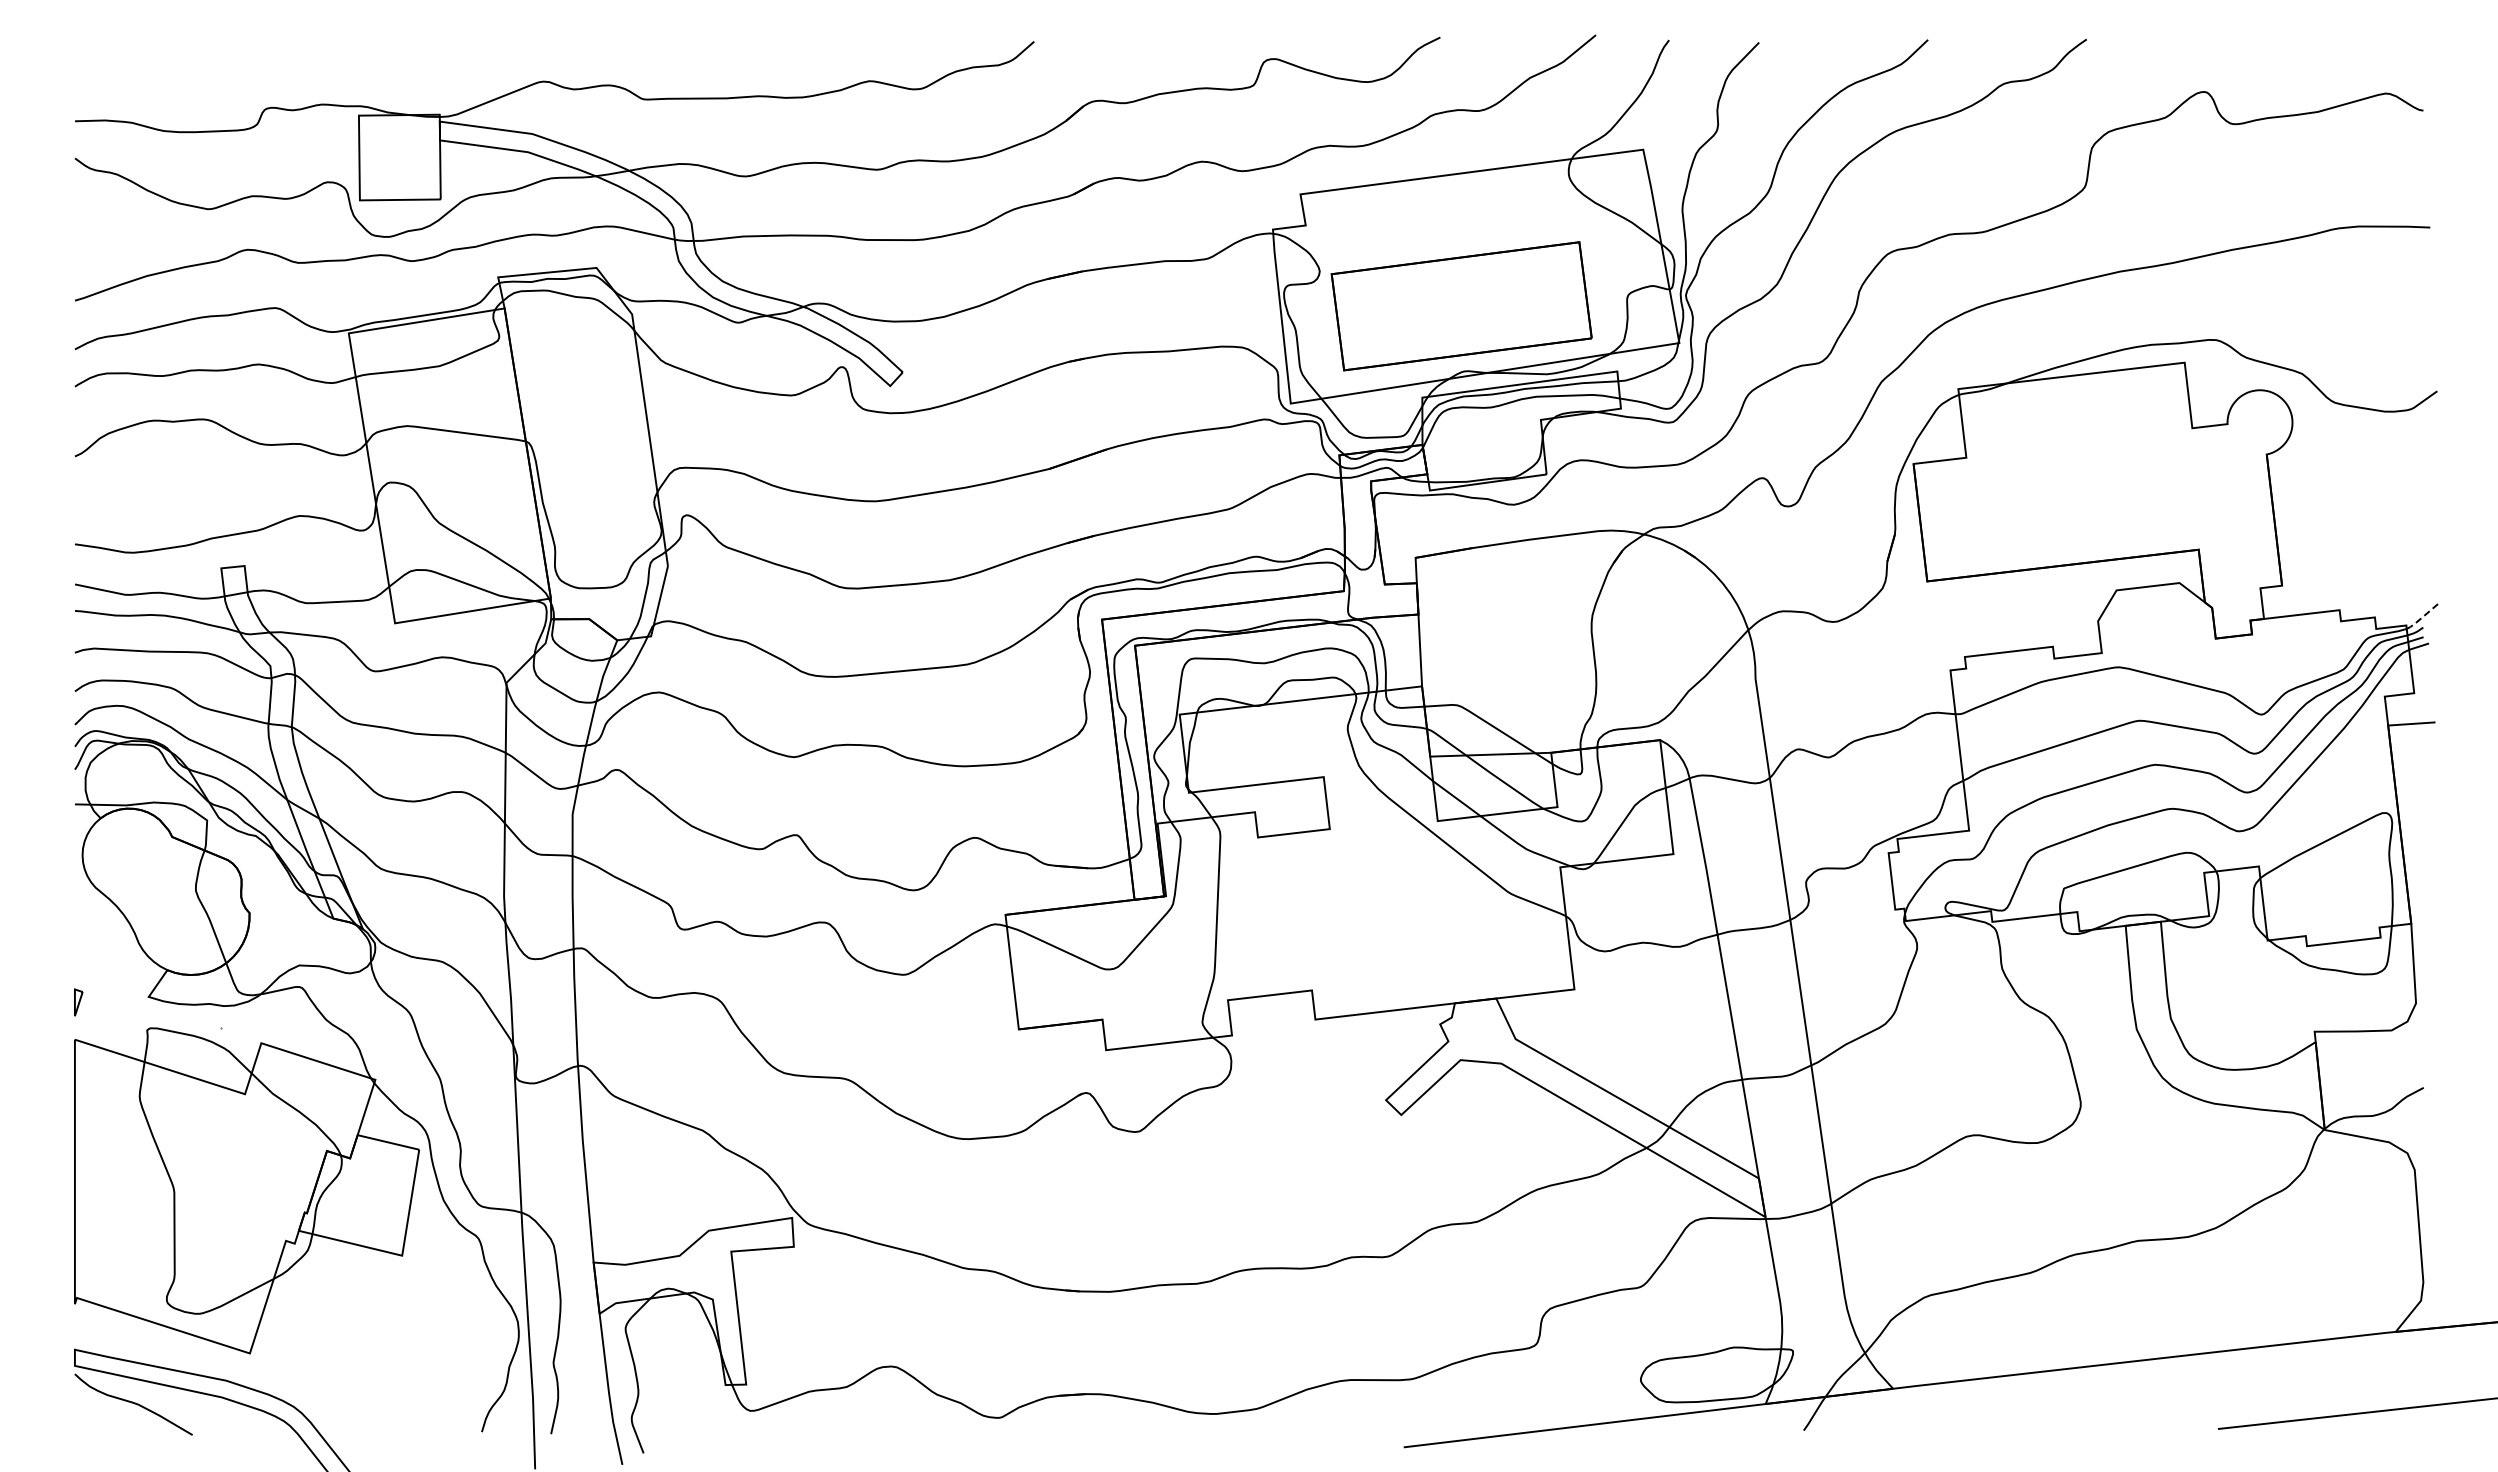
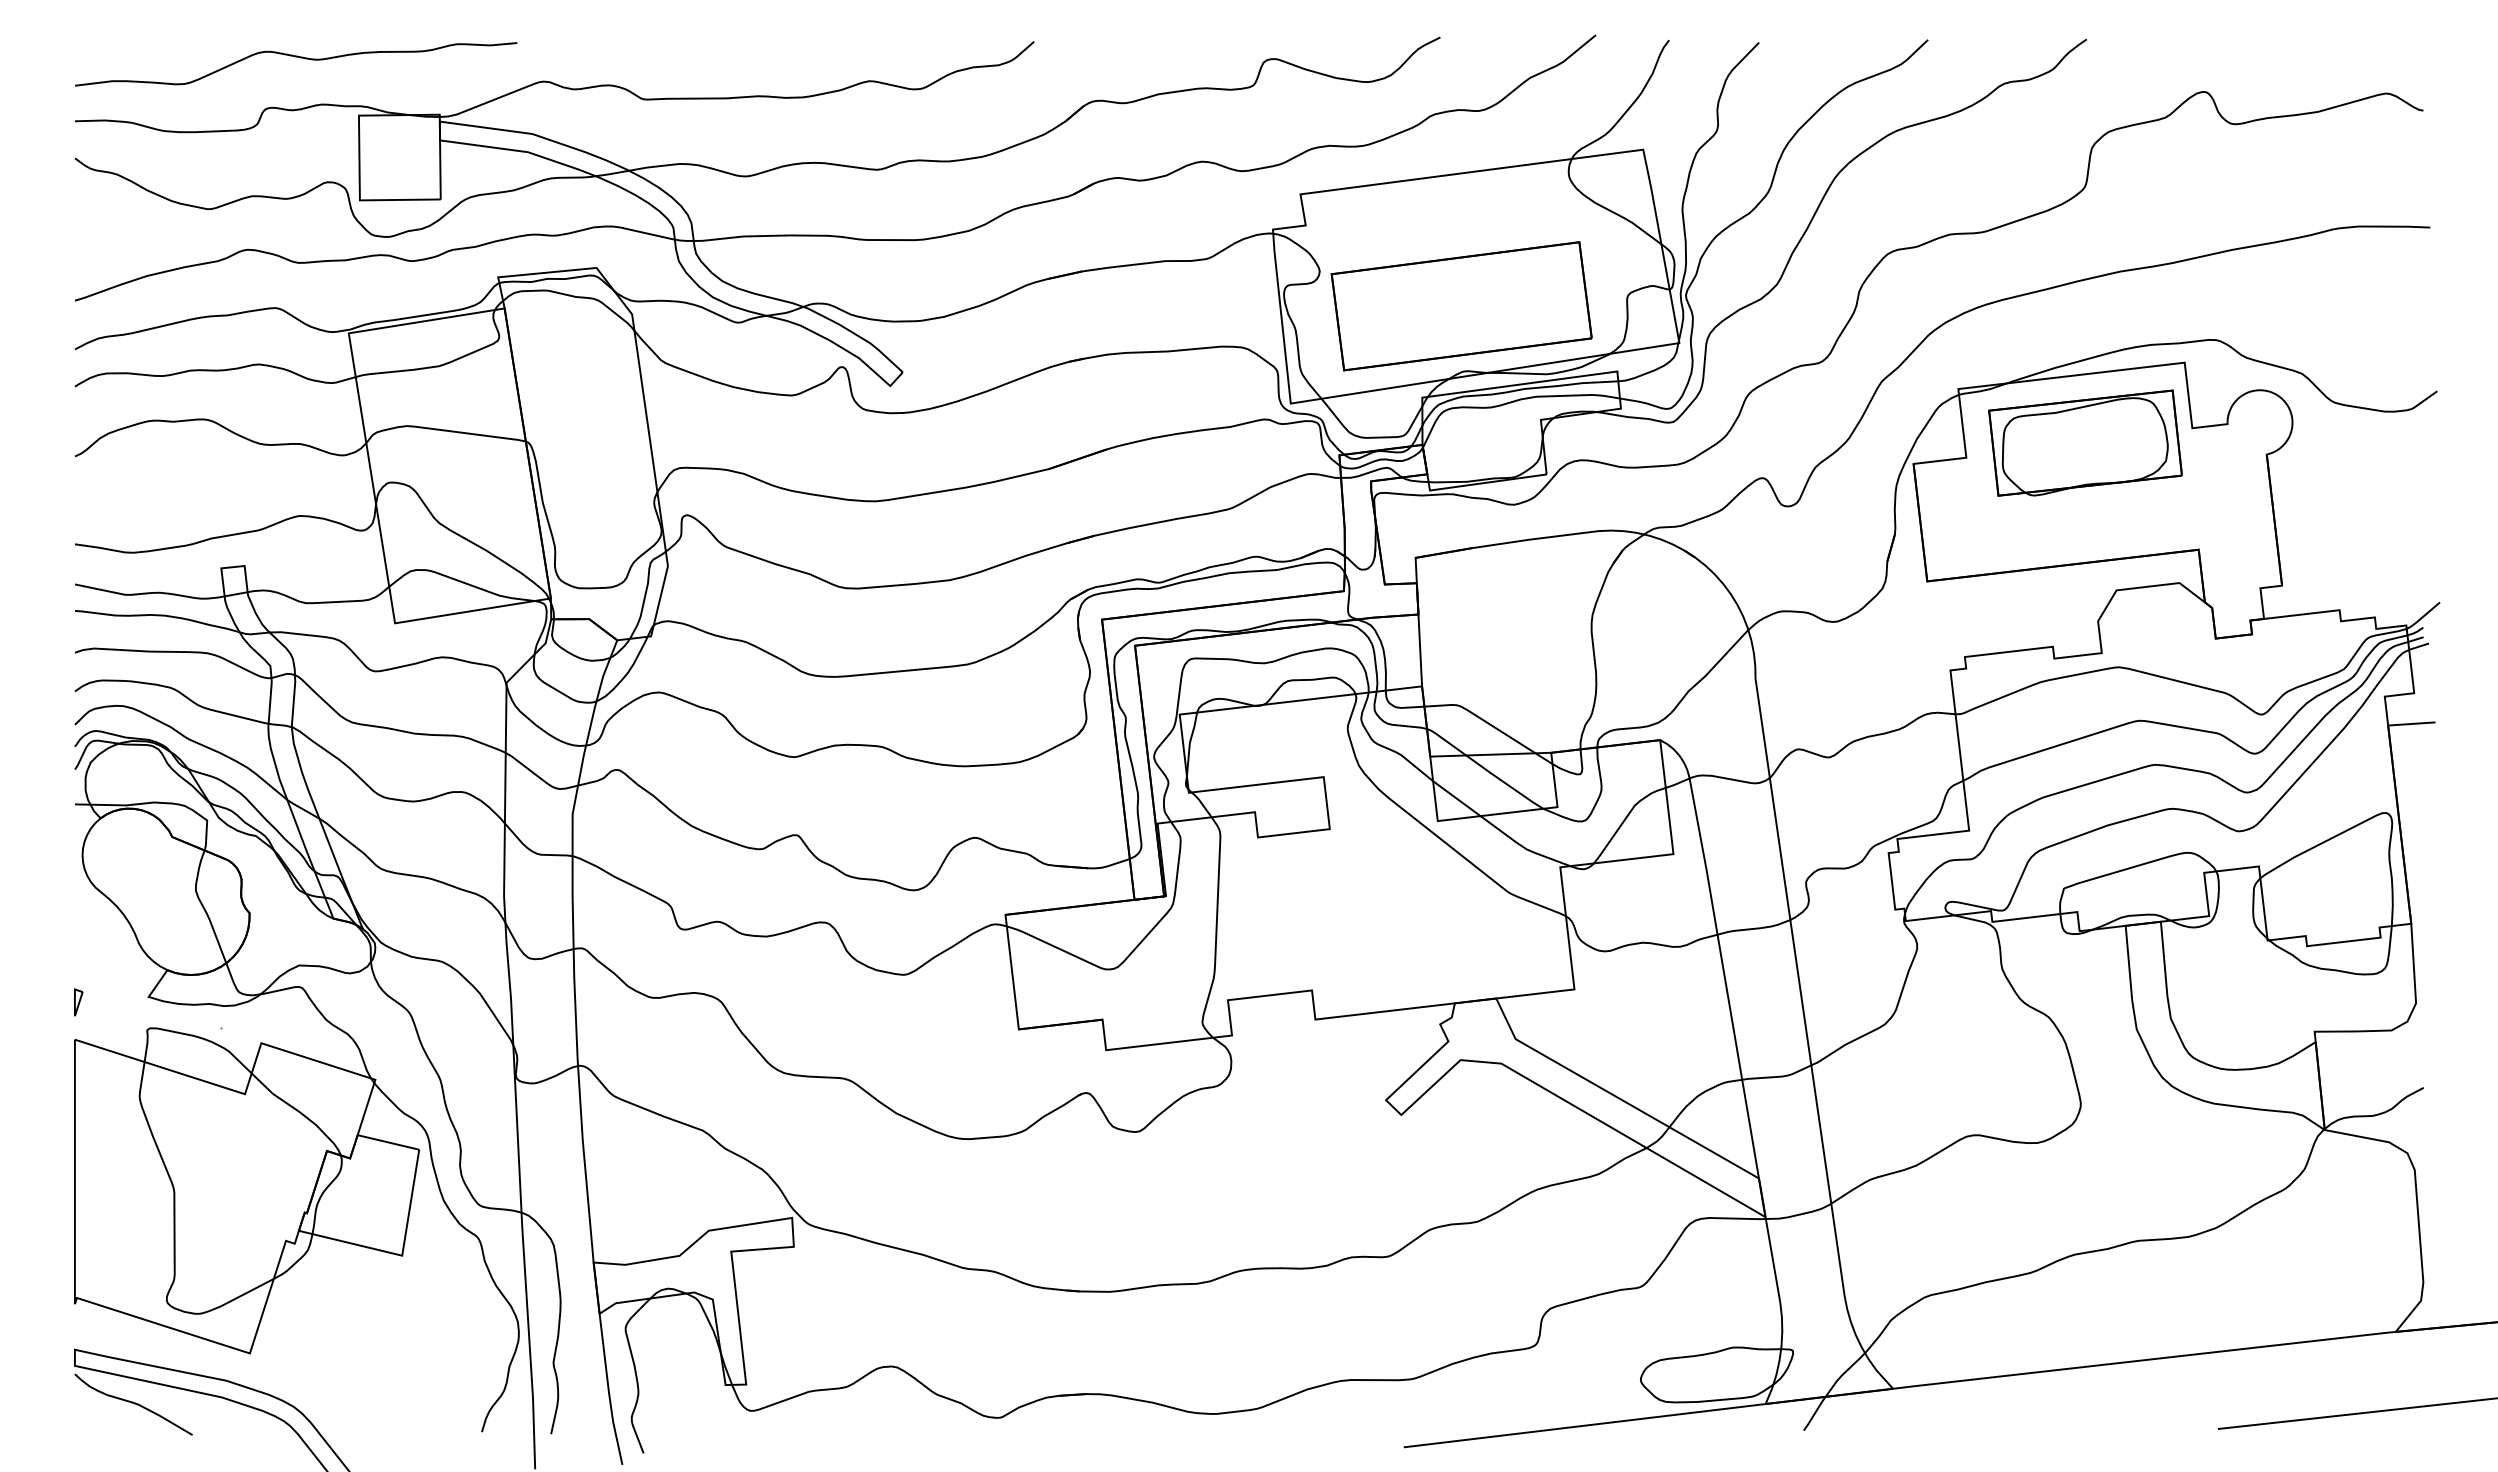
curve: none -> present (296, 57)
part: none -> present (2085, 442)
line: dashed -> solid (2422, 616)
